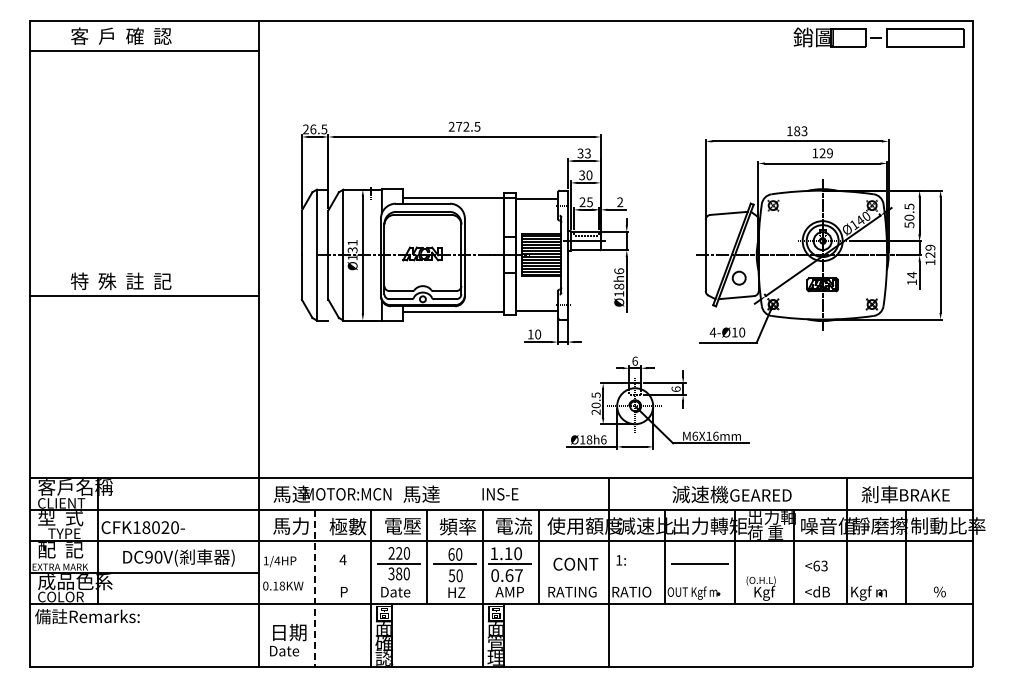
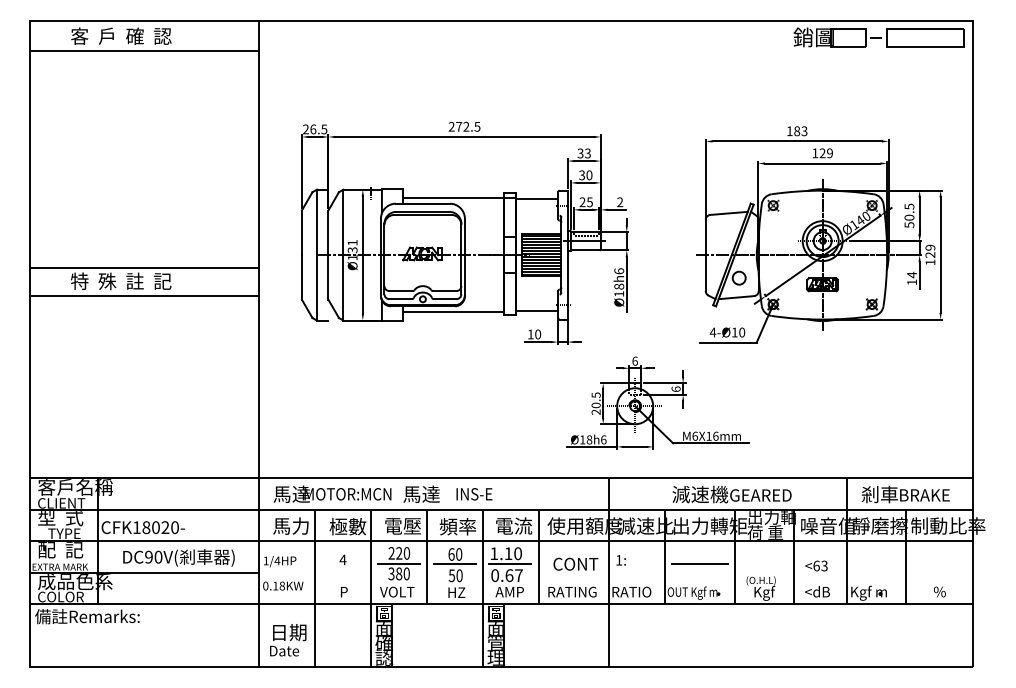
line: none -> present (144, 268)
text position: (500, 494) -> (474, 494) (474, 494)
line: dashed -> solid (314, 588)
text: Date -> VOLT (397, 591)
